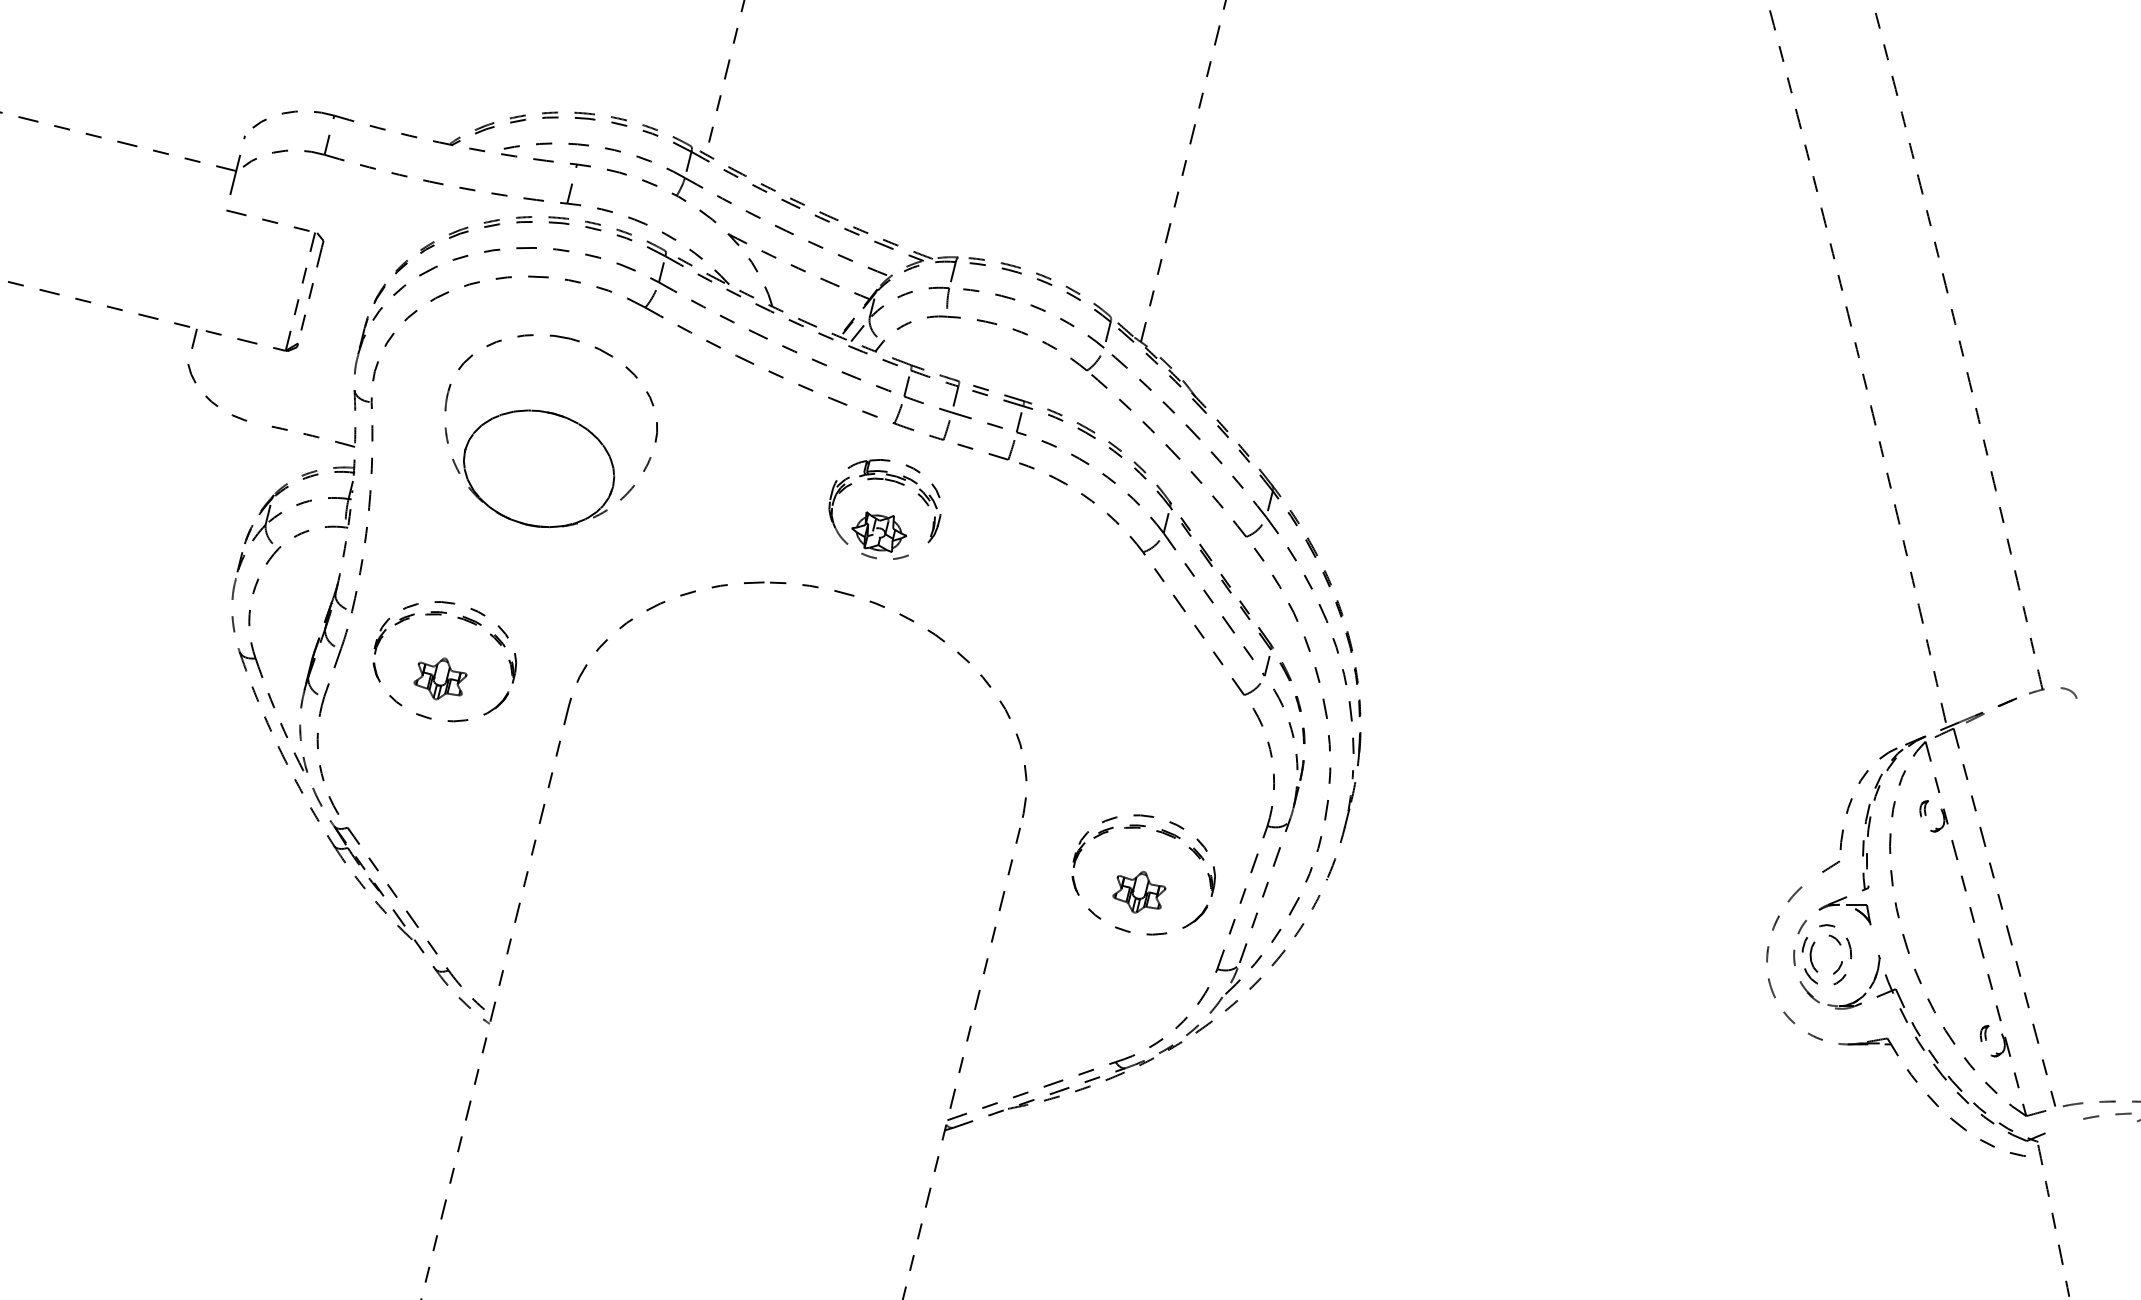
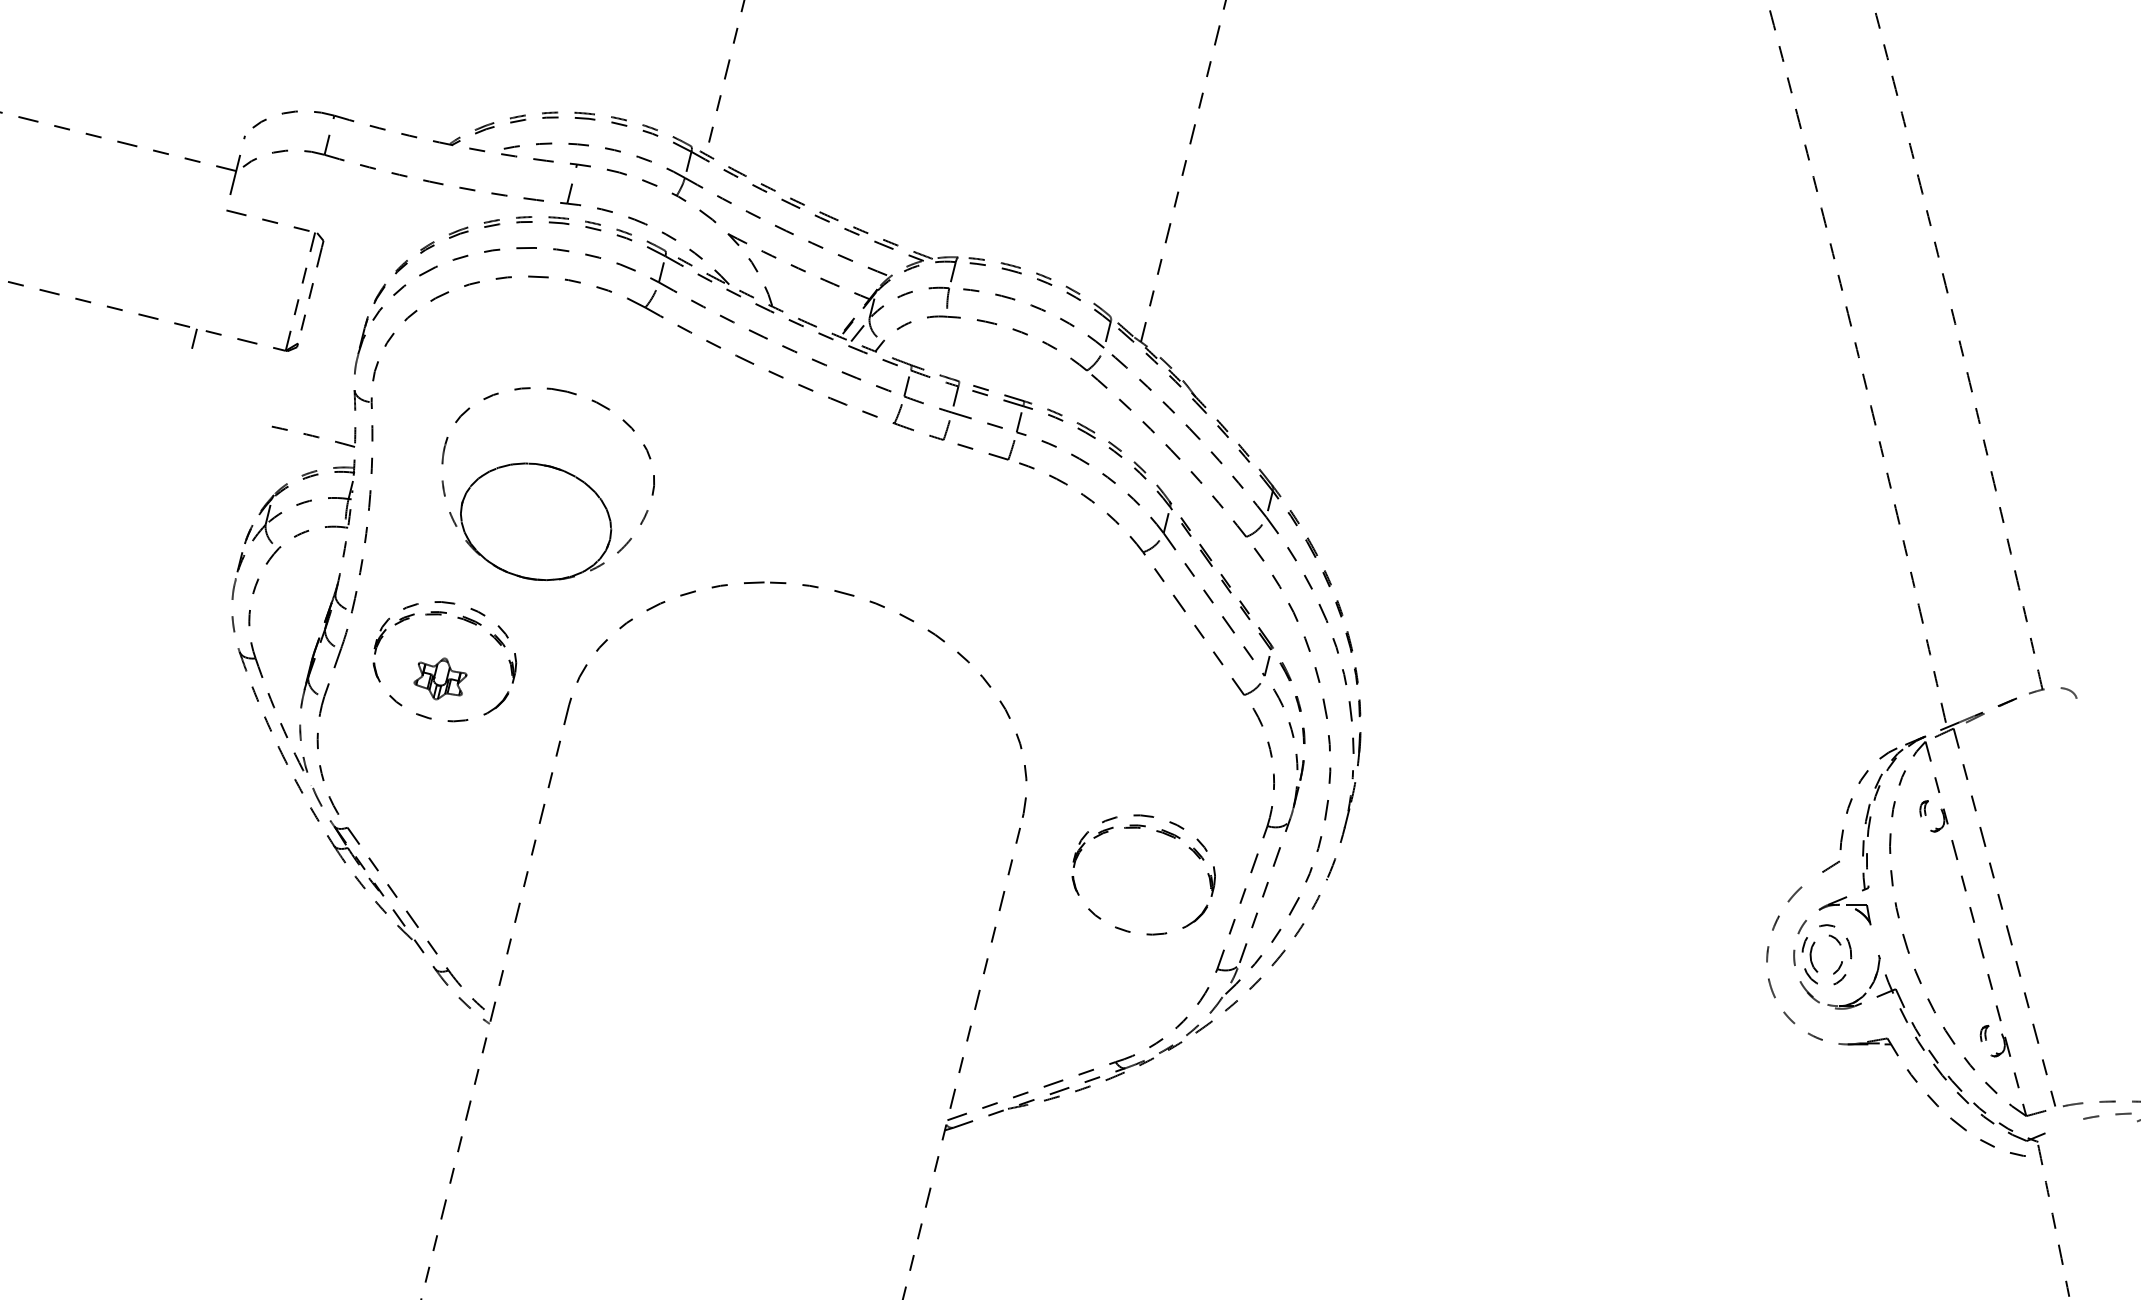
curve: present -> none (209, 398)
part position: (550, 430) -> (547, 483) (547, 483)
part: present -> none (884, 509)
part: present -> none (1139, 891)
